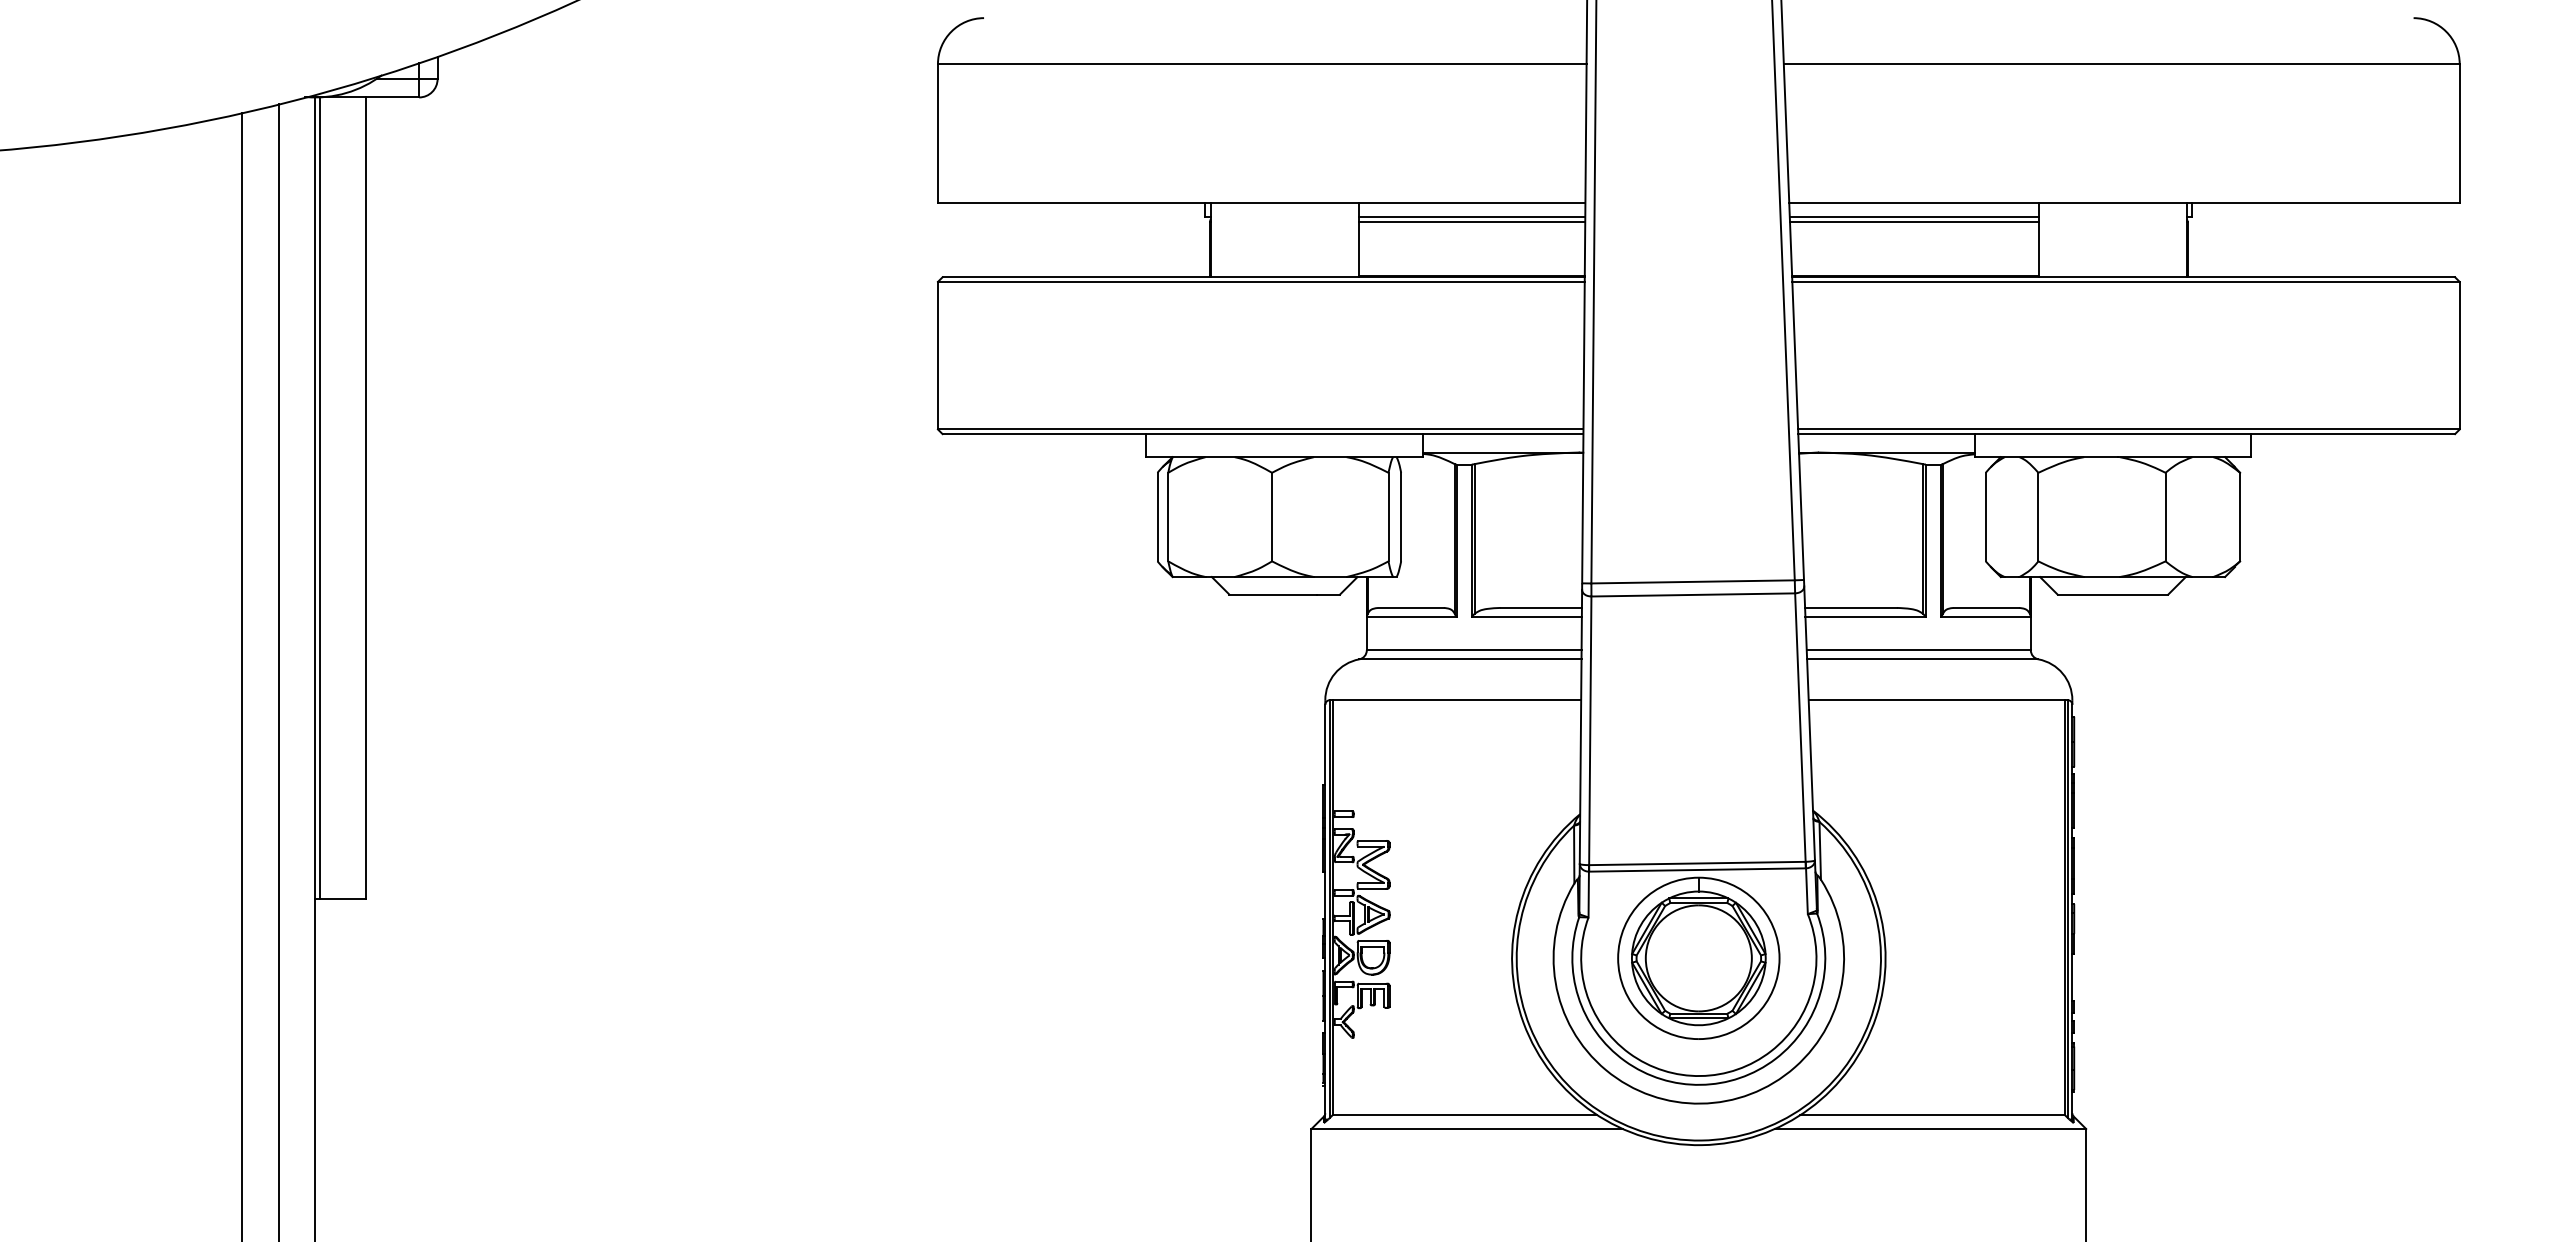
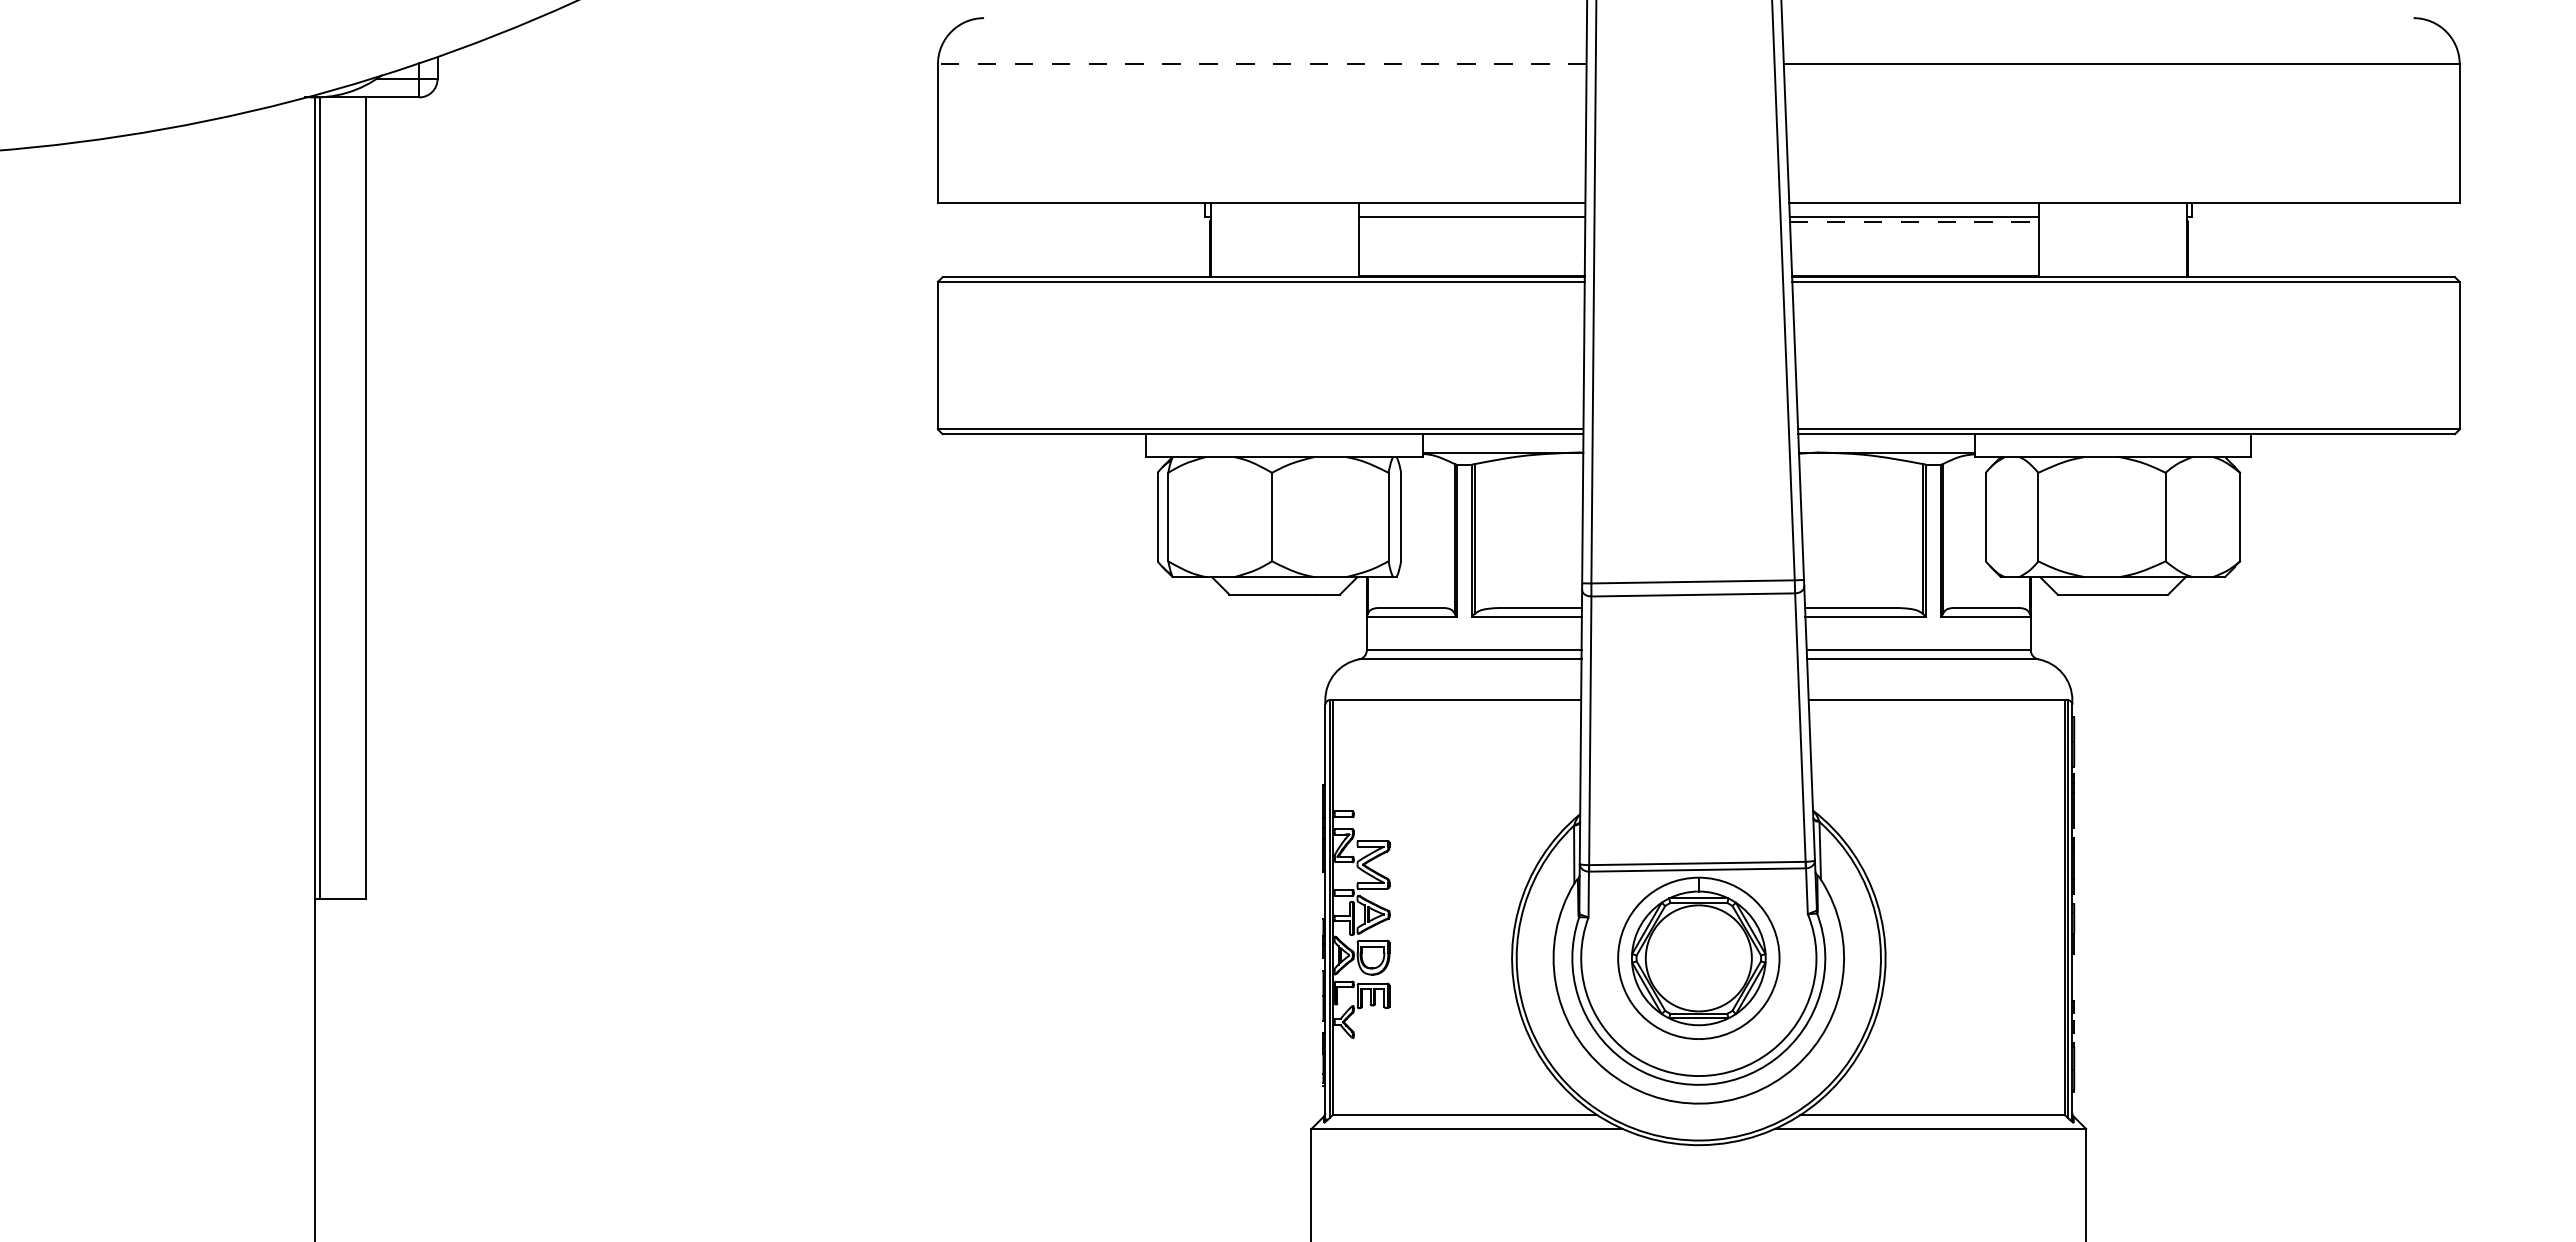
line: solid -> dashed (1261, 64)
line: present -> none (1471, 221)
line: solid -> dashed (1914, 221)
line: present -> none (278, 671)
line: present -> none (241, 675)
